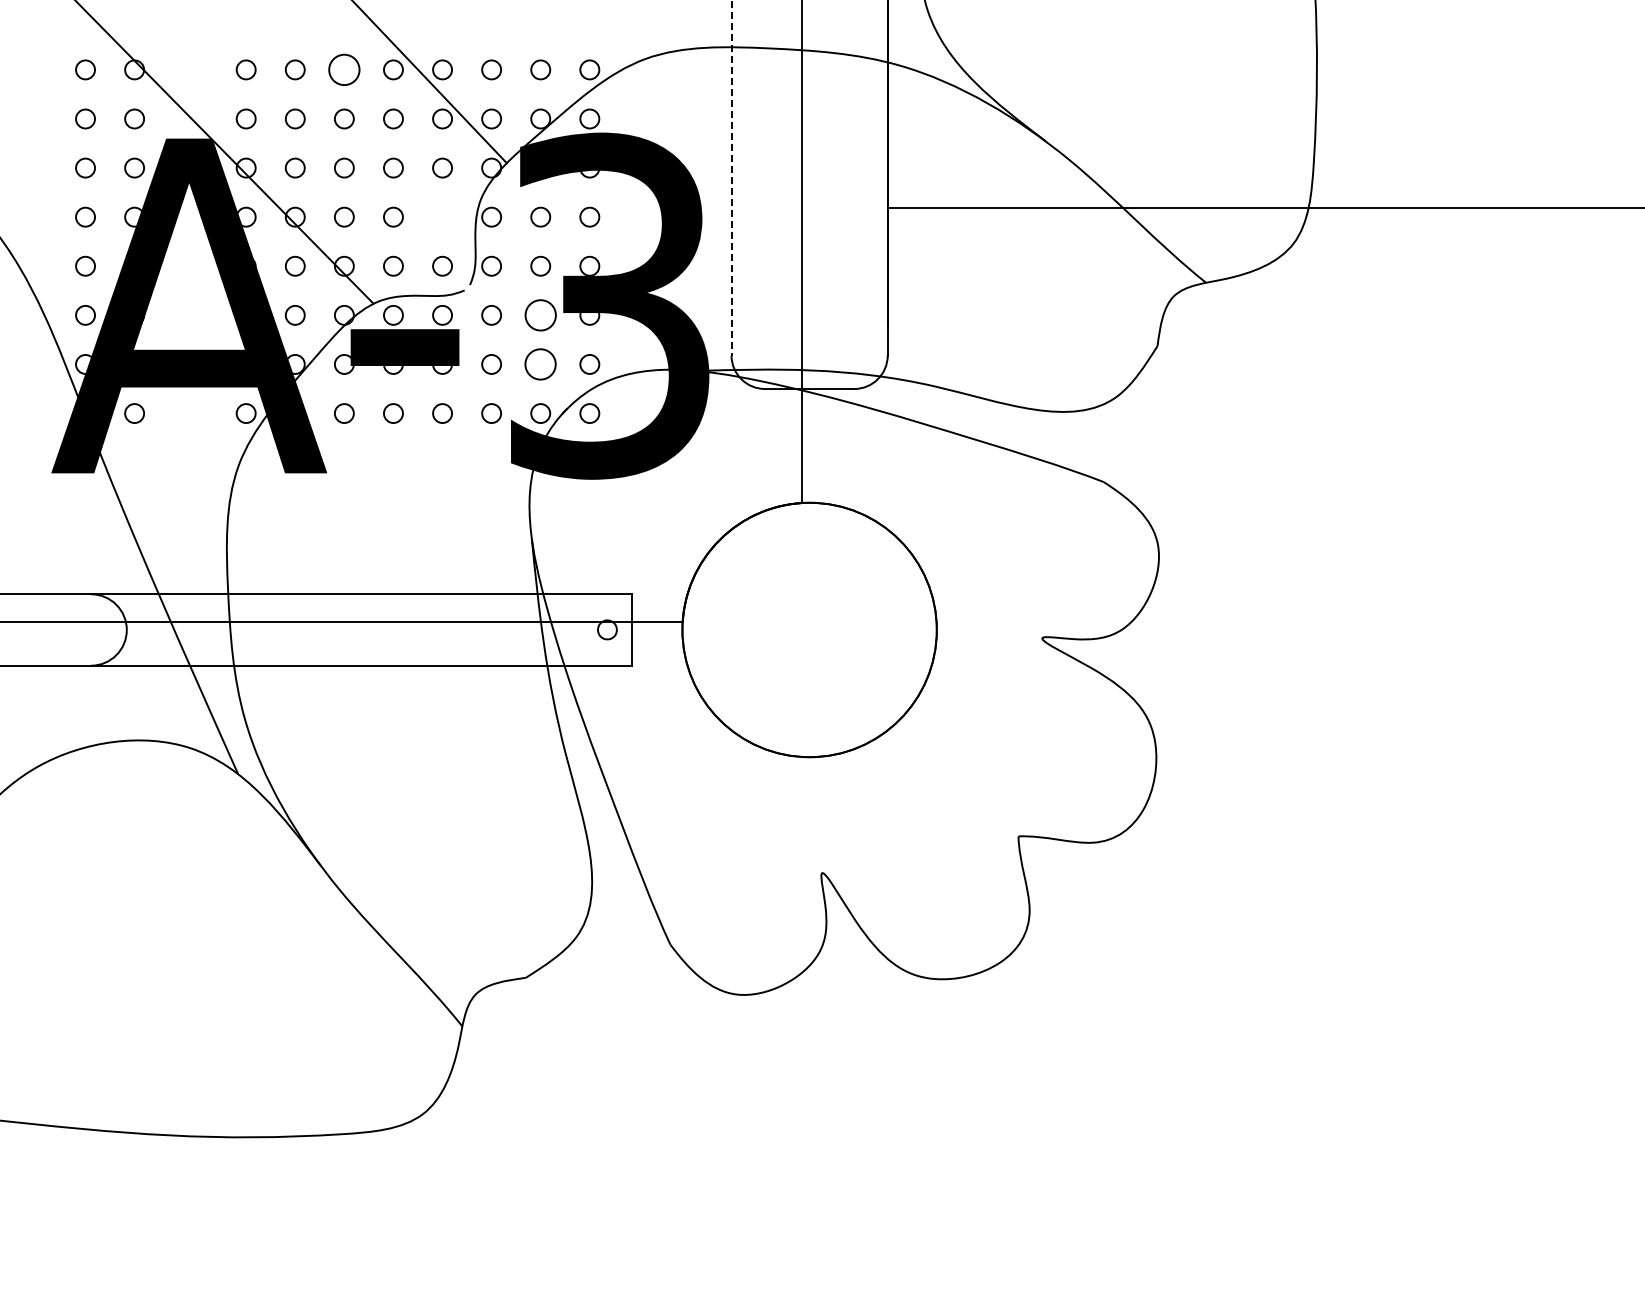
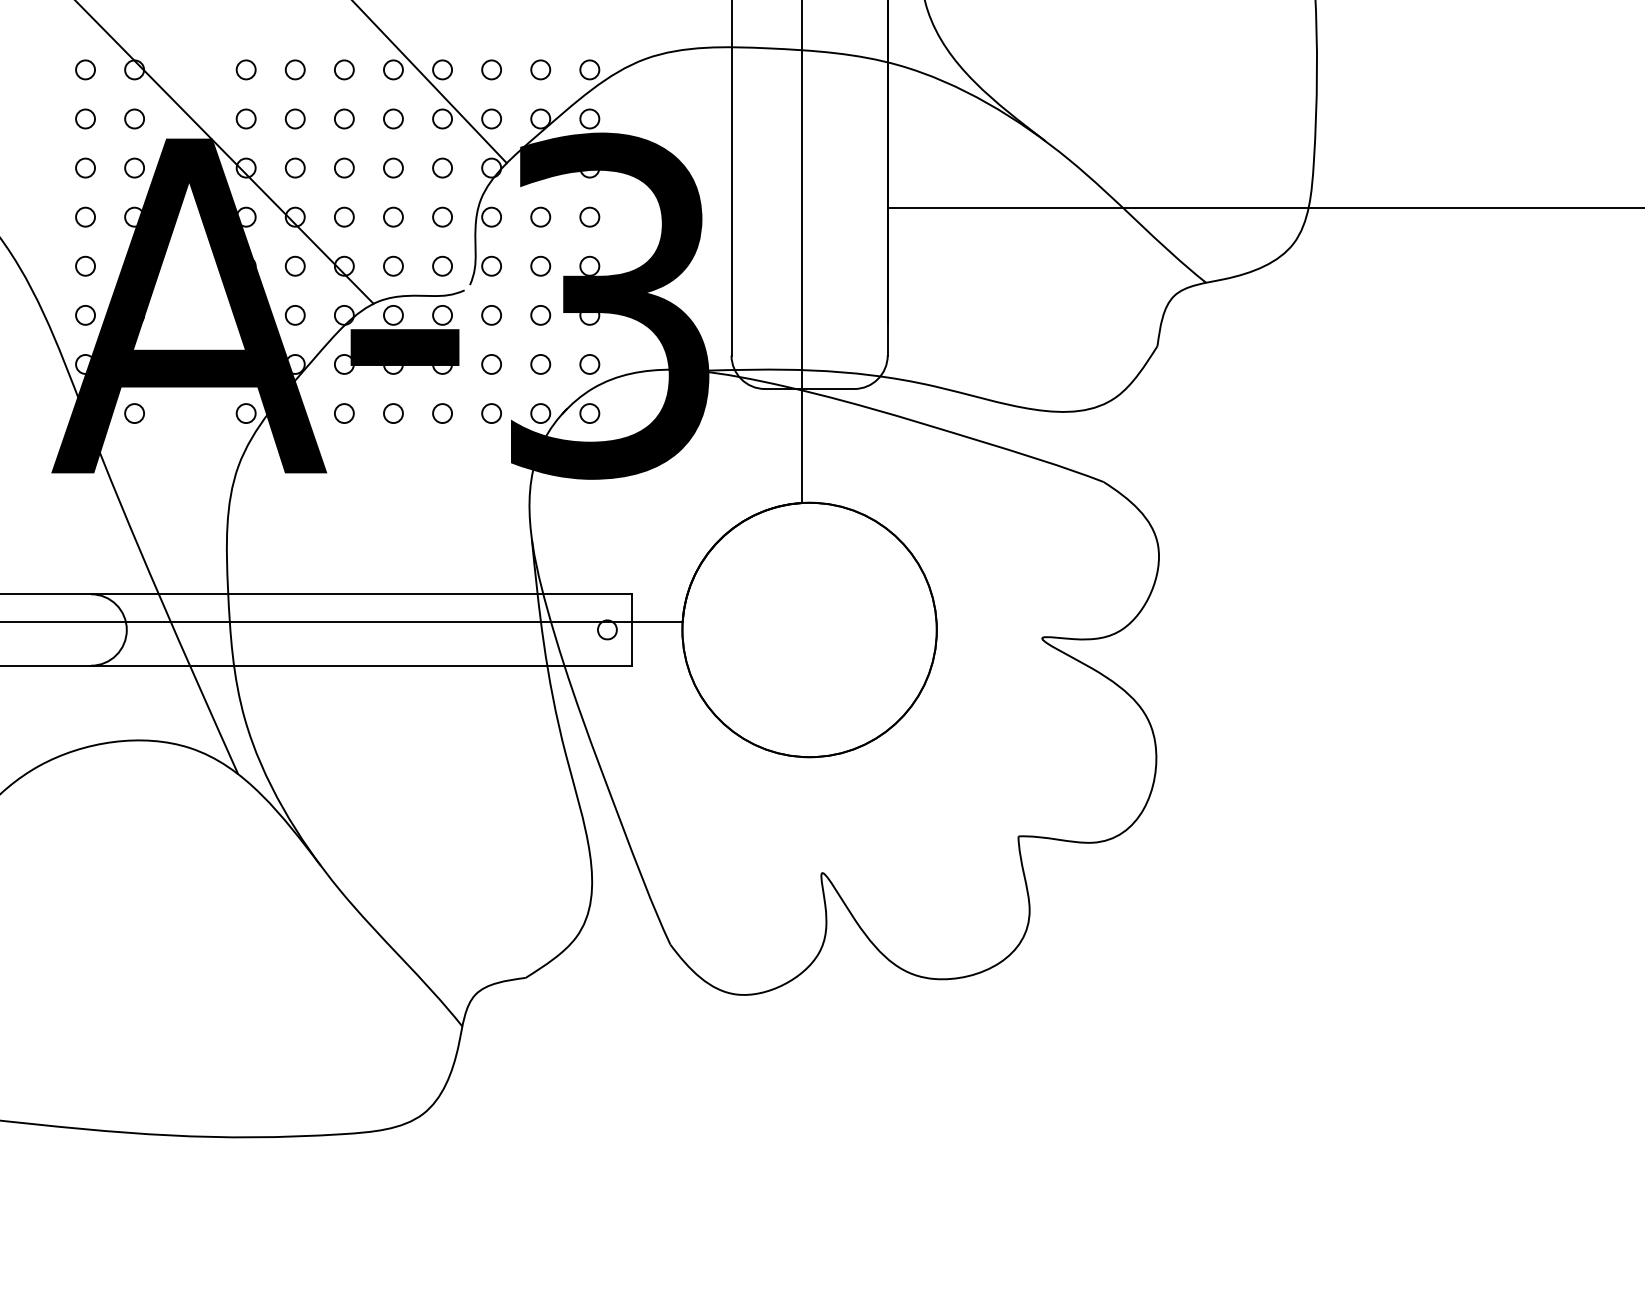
circle diameter: 30 px -> 19 px (343, 69)
line: dashed -> solid (731, 178)
circle: none -> present (442, 216)
circle diameter: 30 px -> 19 px (540, 314)
circle size: 33x33 px -> 22x21 px (540, 364)
